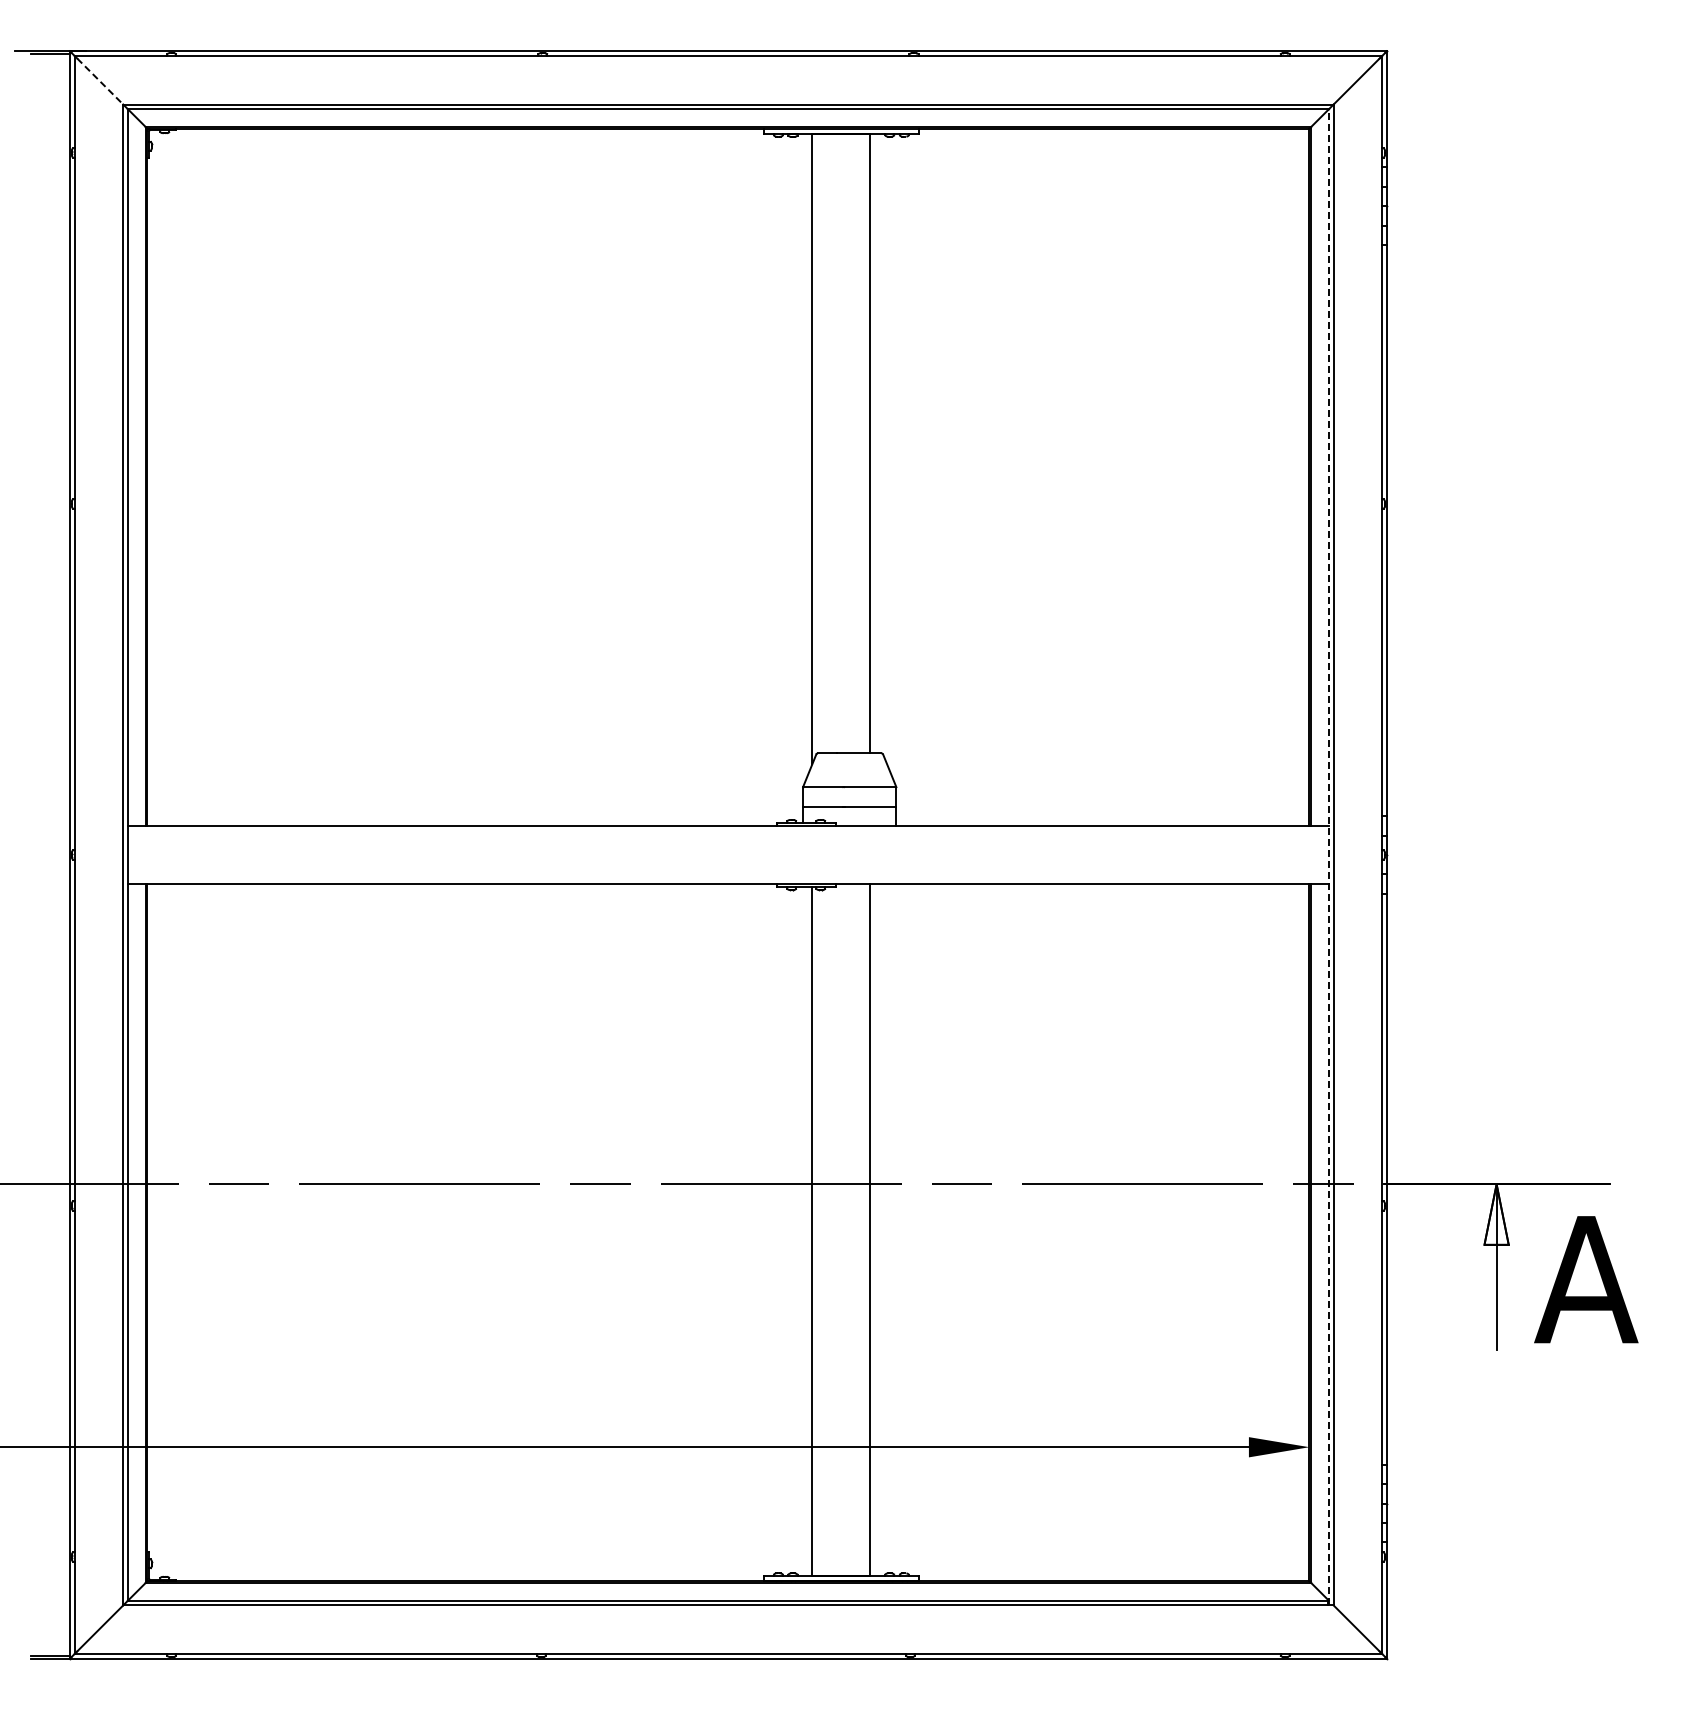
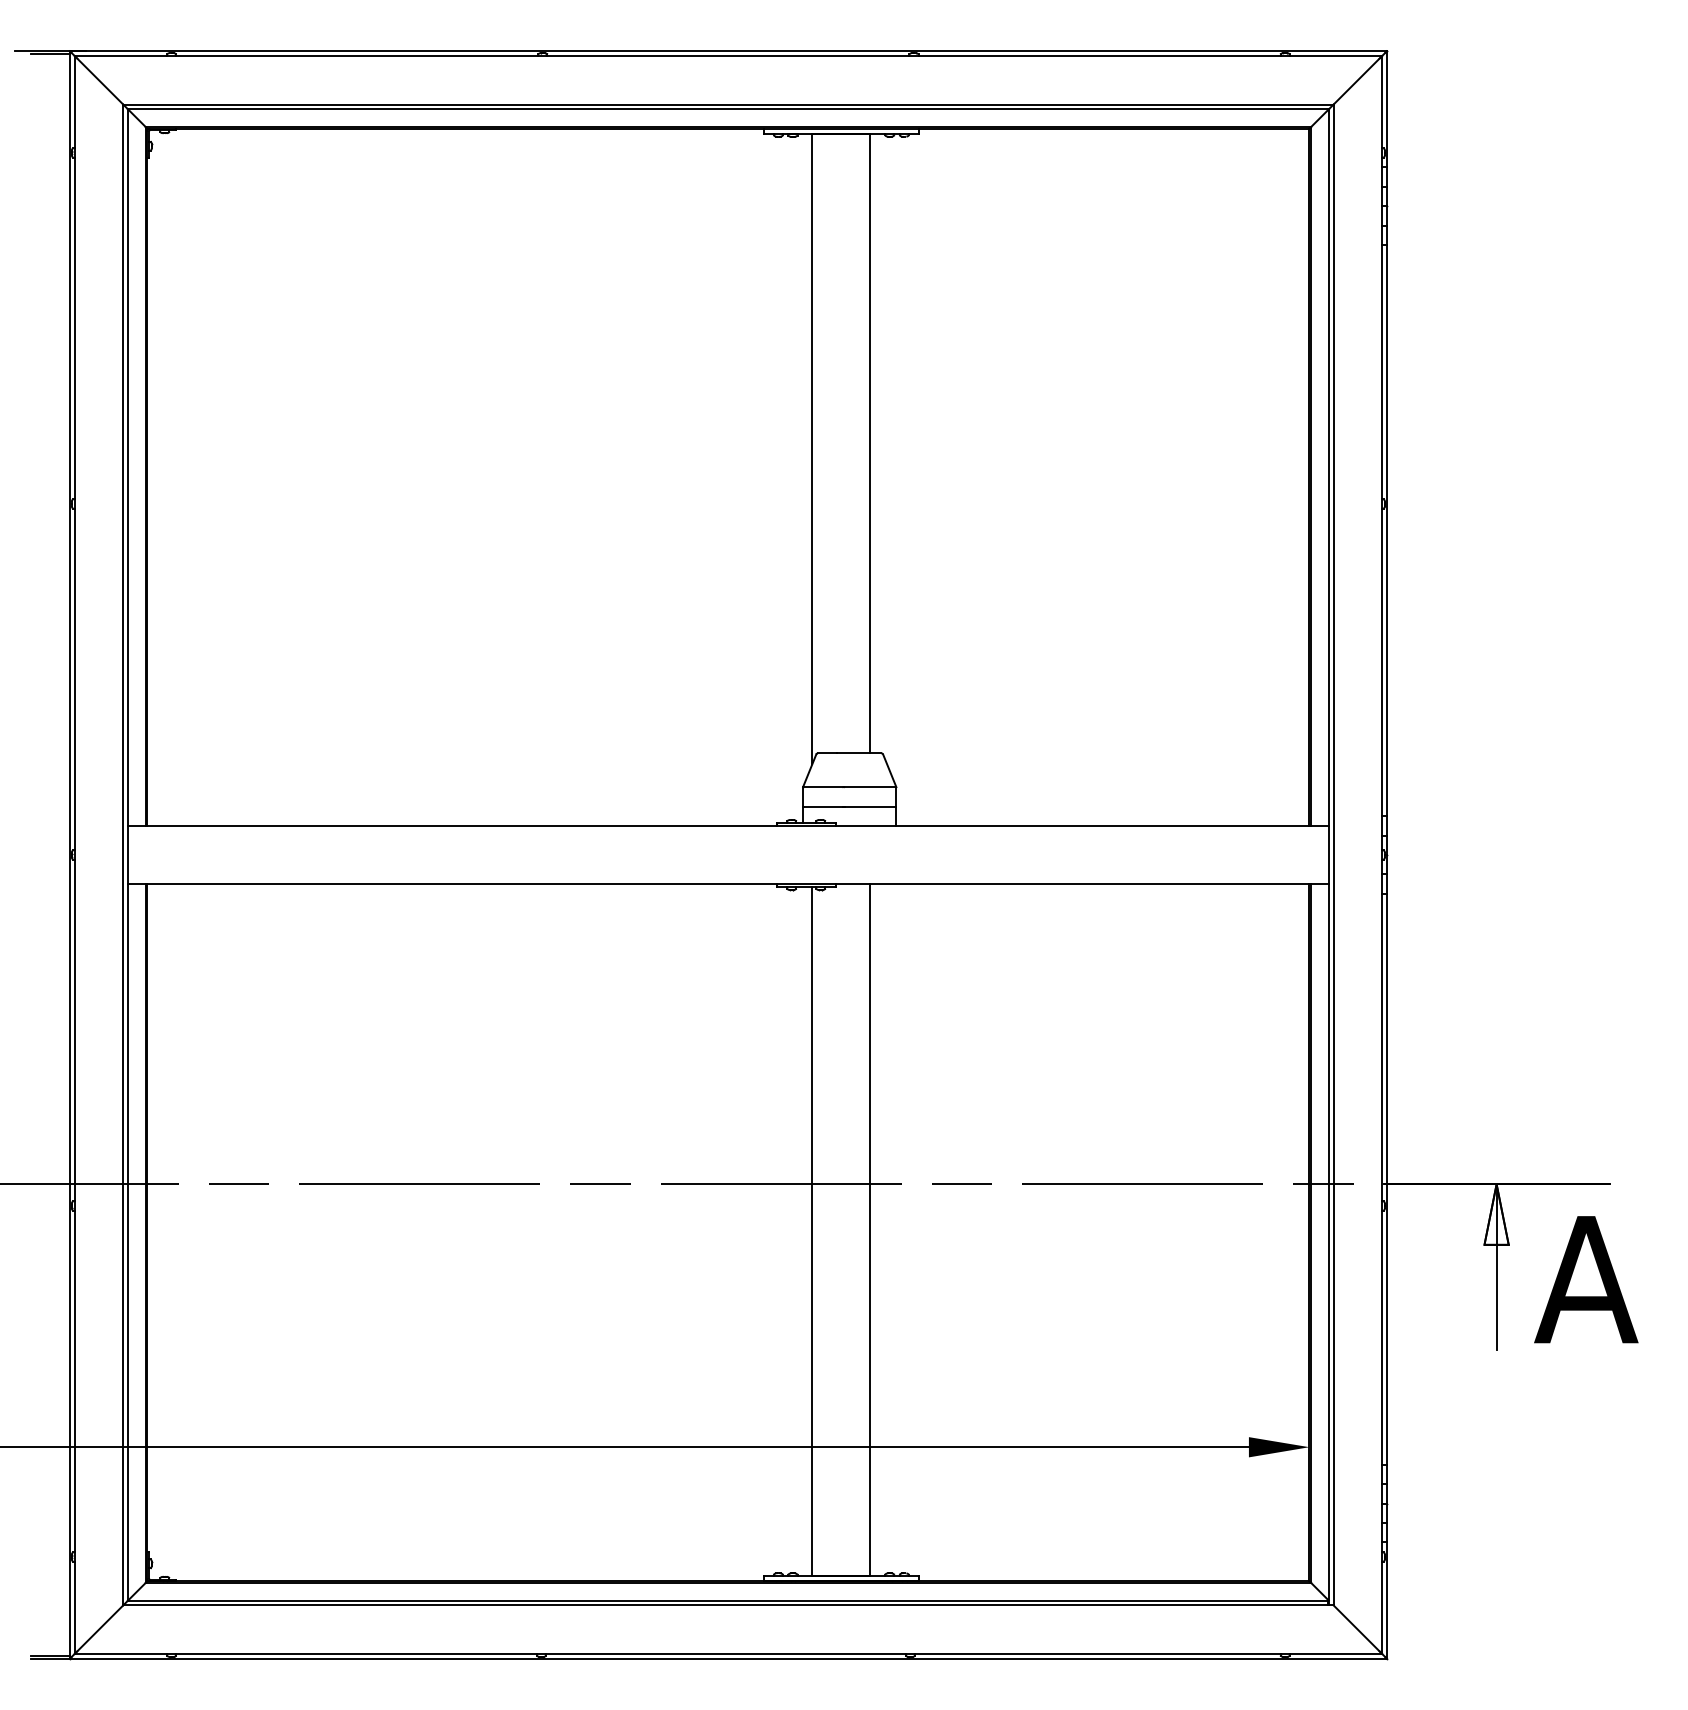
line: dashed -> solid (100, 81)
line: dashed -> solid (1328, 856)
